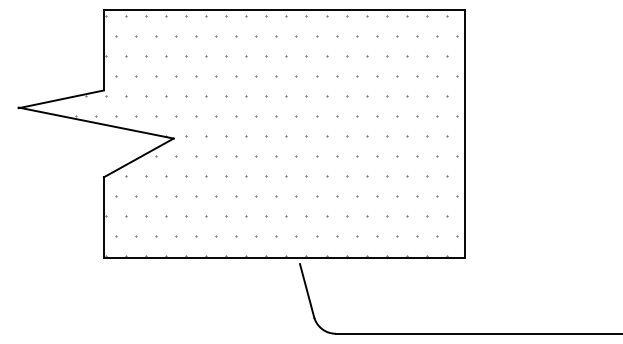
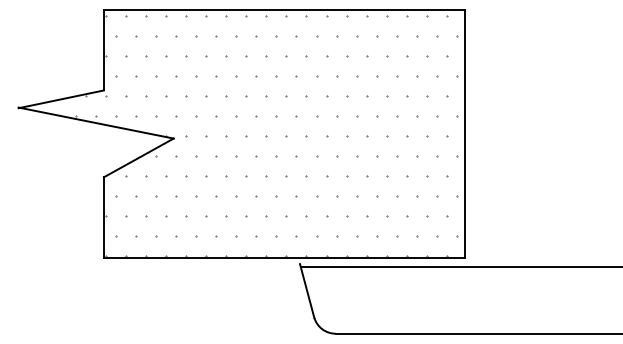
line: none -> present (459, 267)
